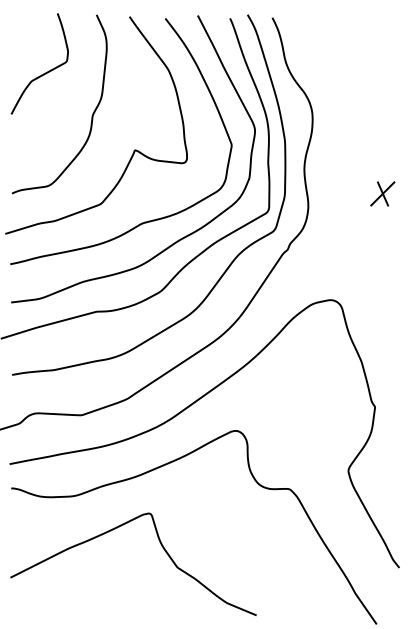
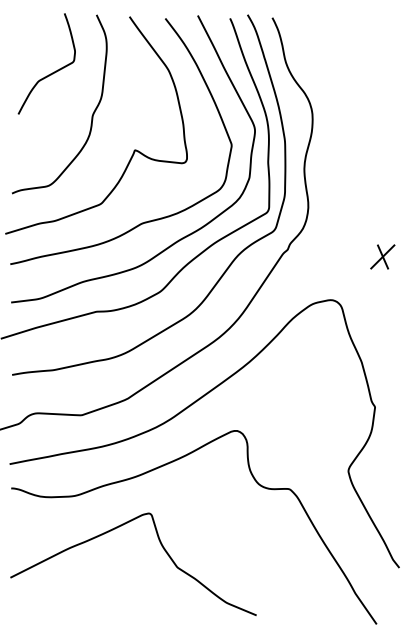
curve position: (43, 73) -> (50, 73) (50, 73)
part position: (382, 193) -> (382, 256) (382, 256)
